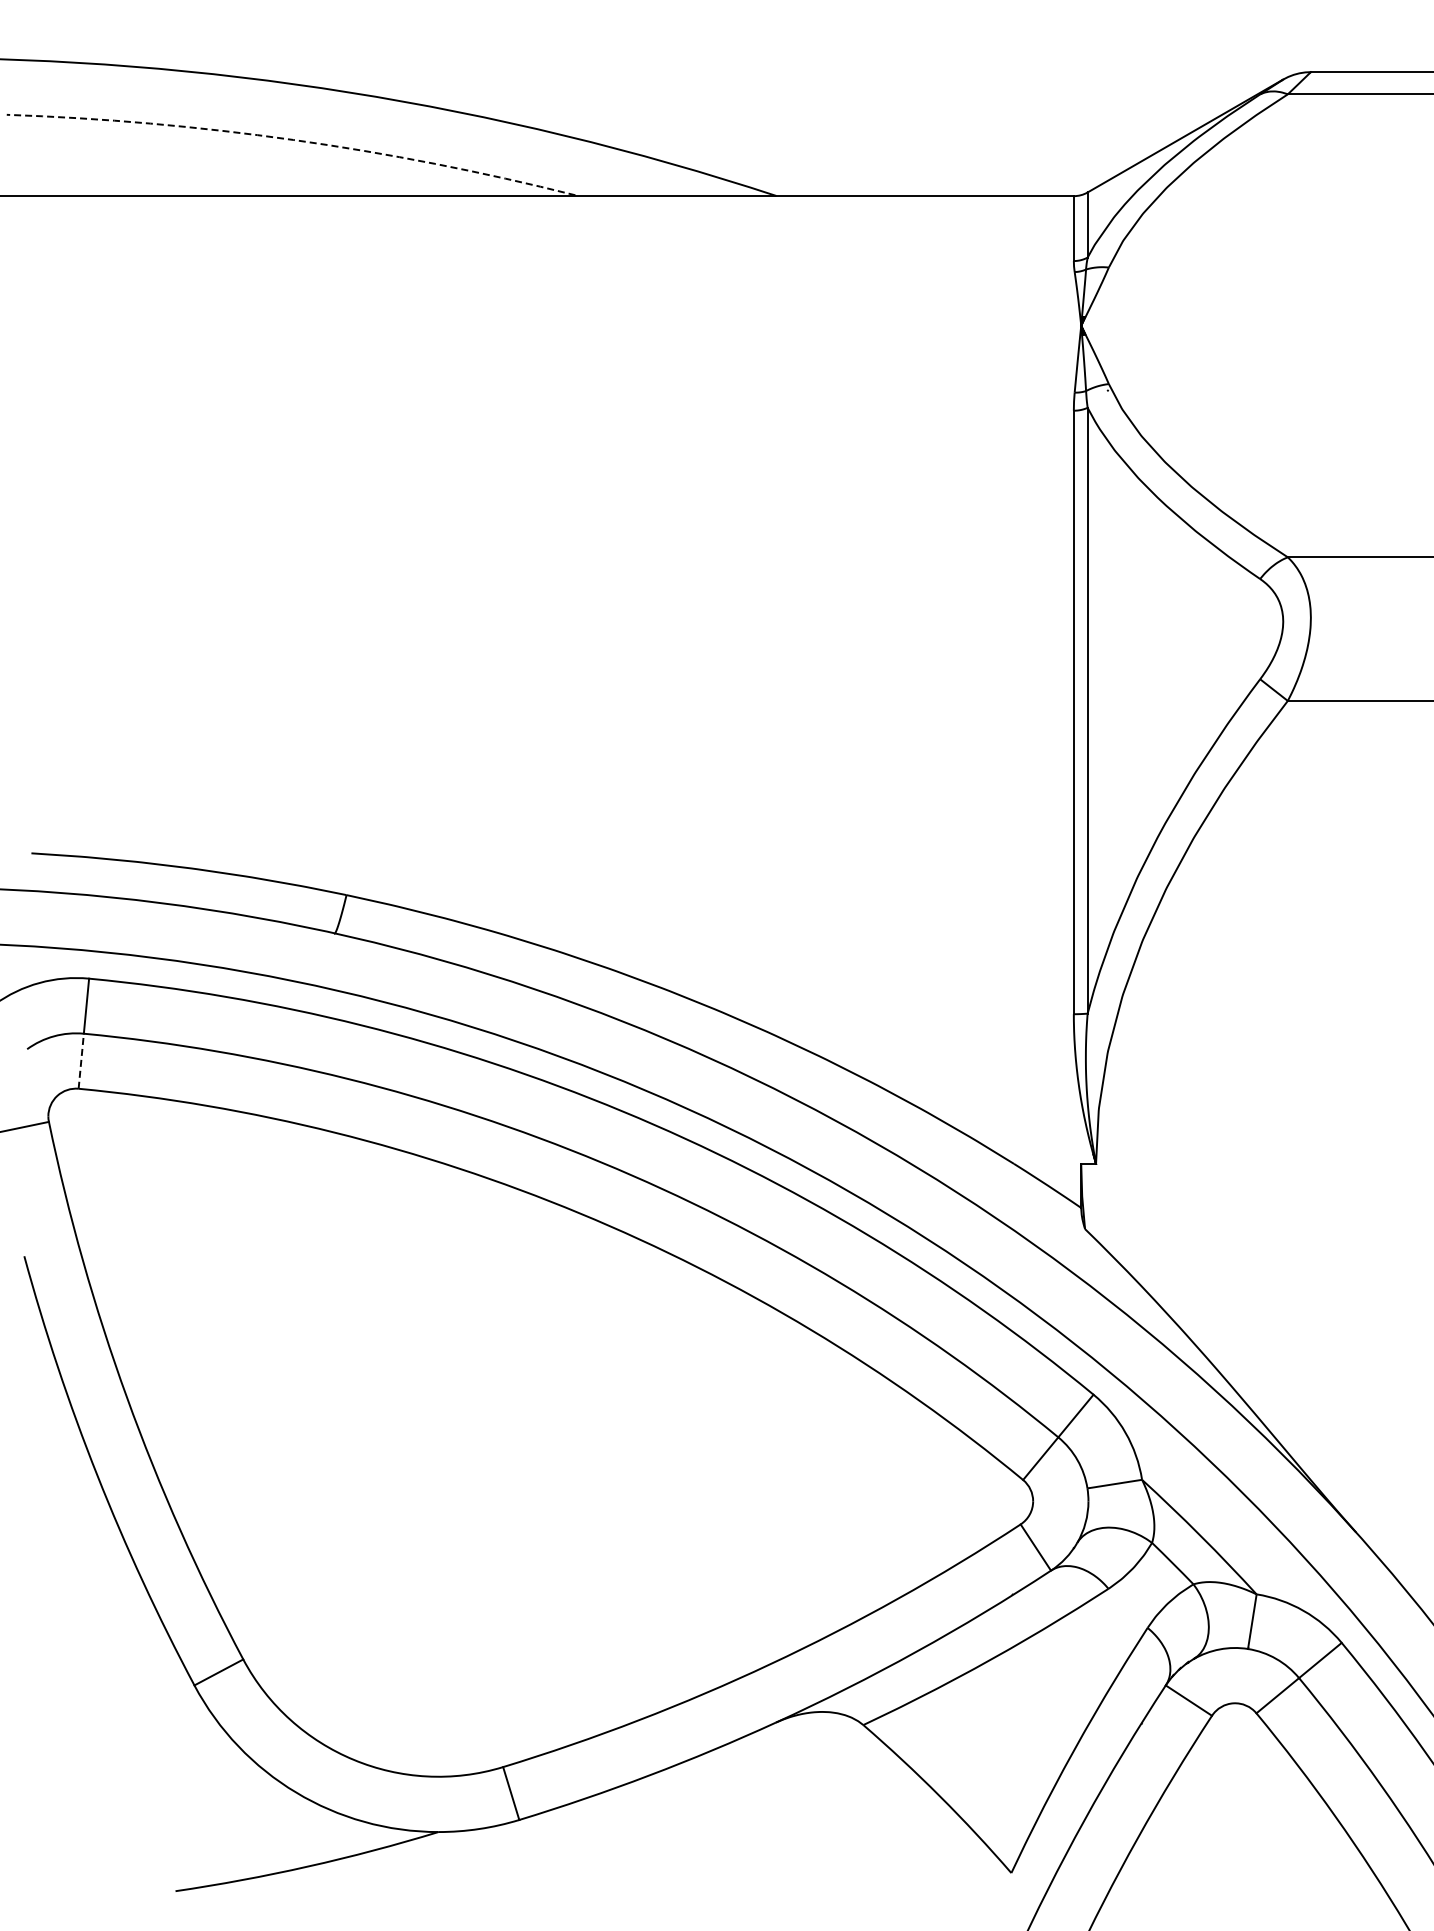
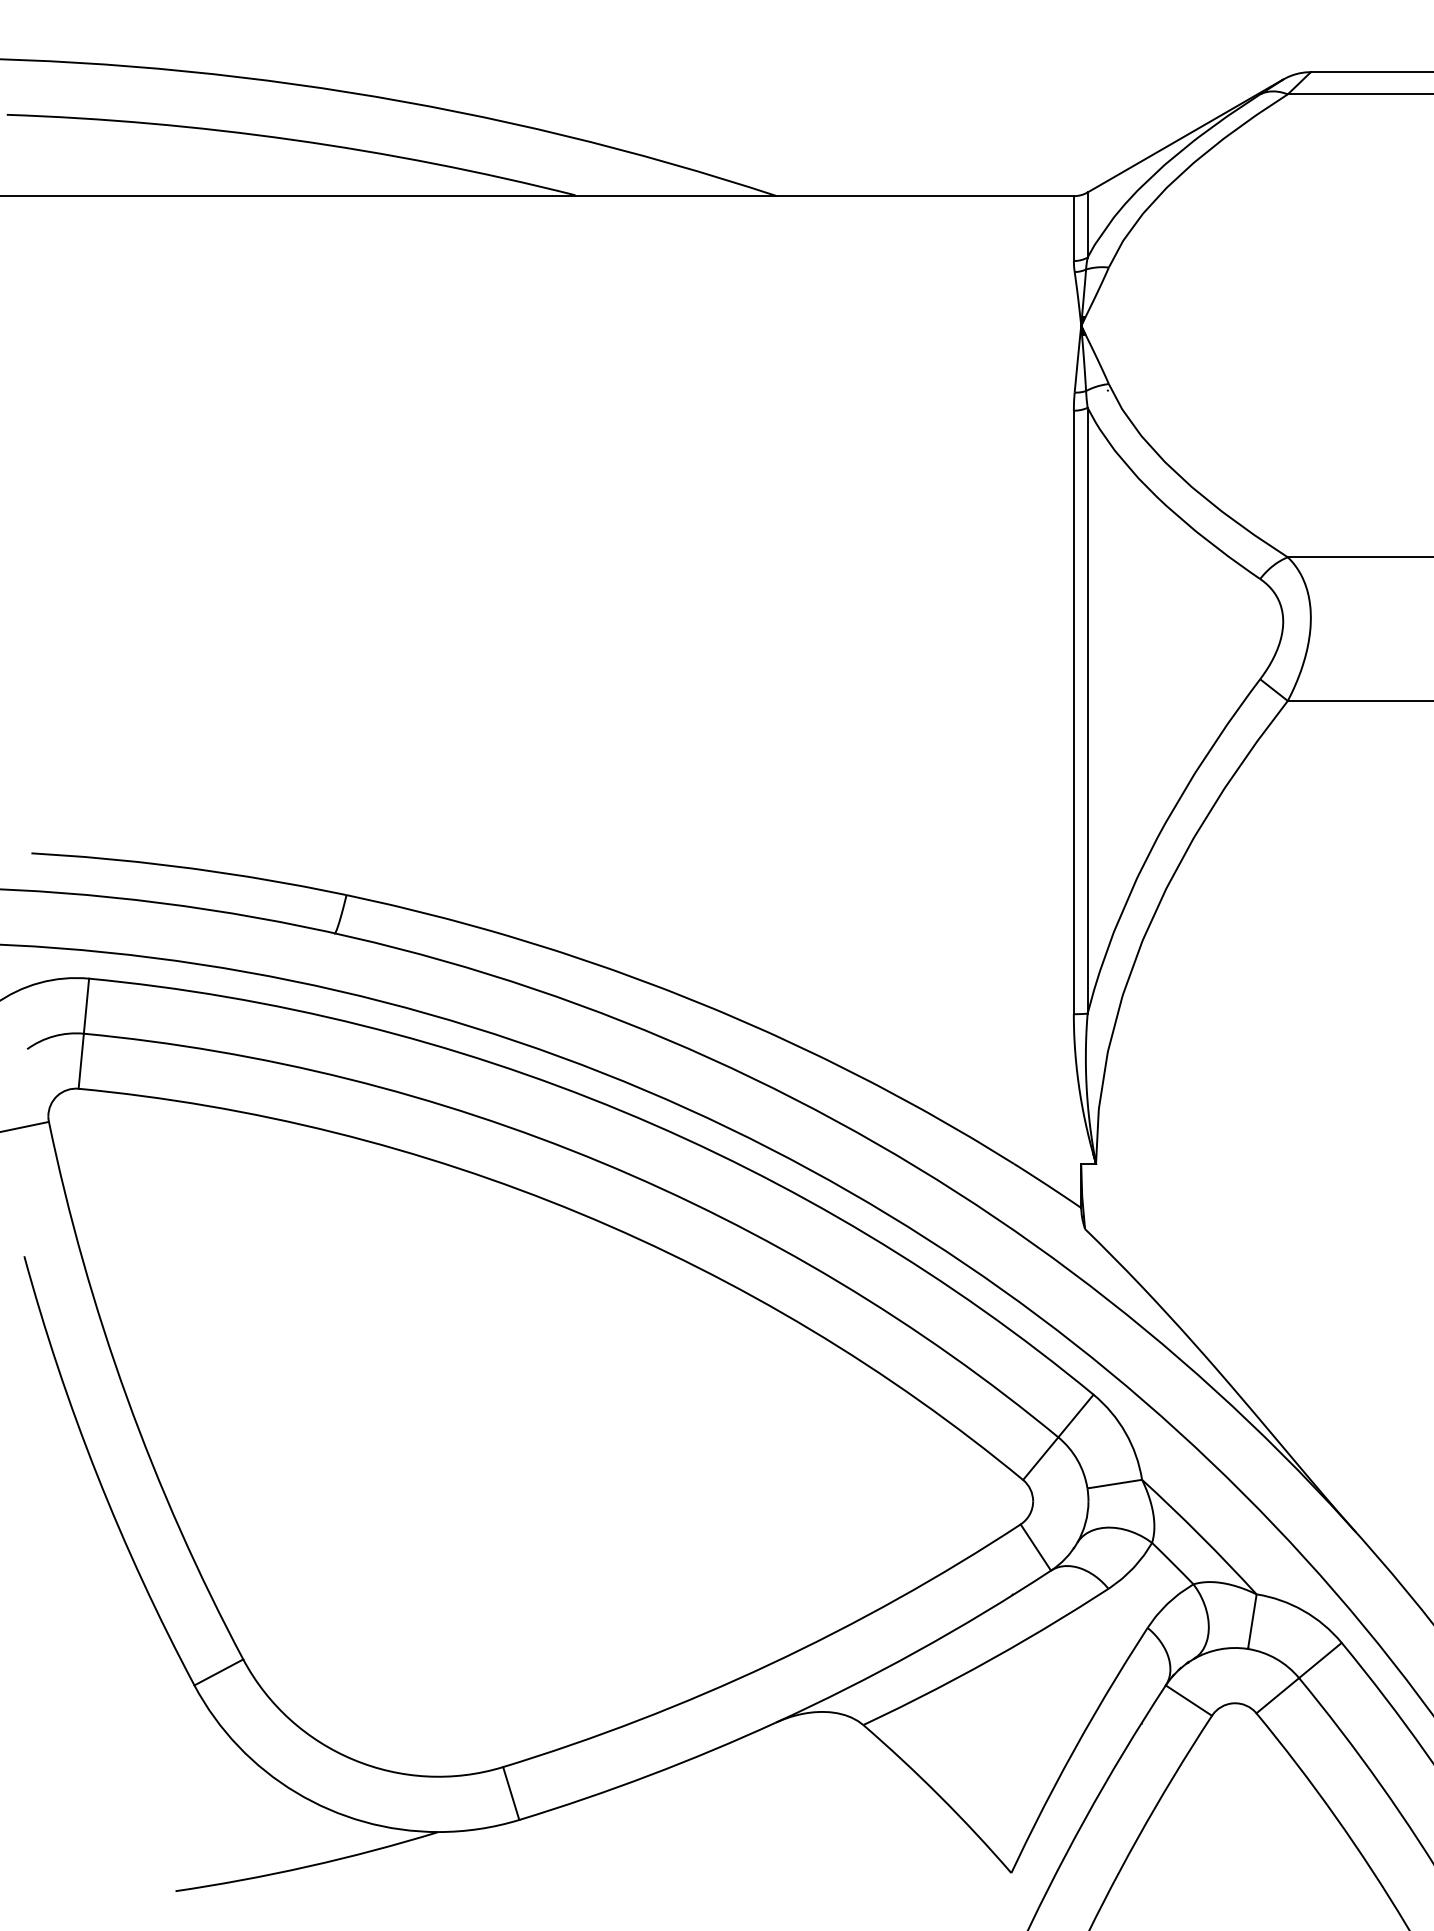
arc: dashed -> solid (293, 139)
line: dashed -> solid (81, 1061)
